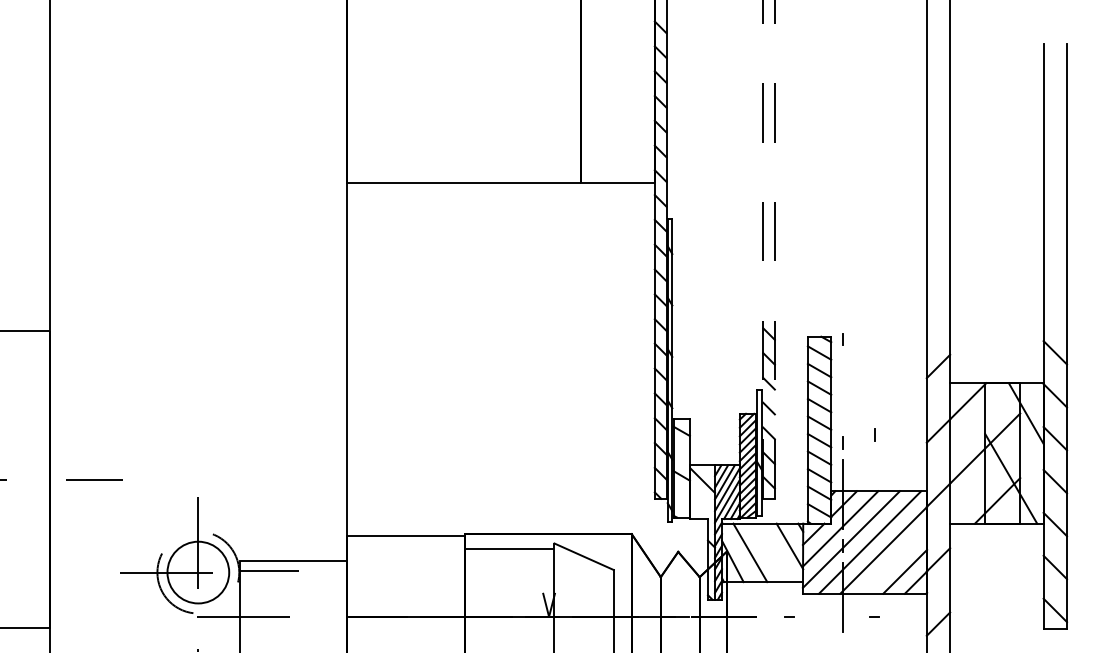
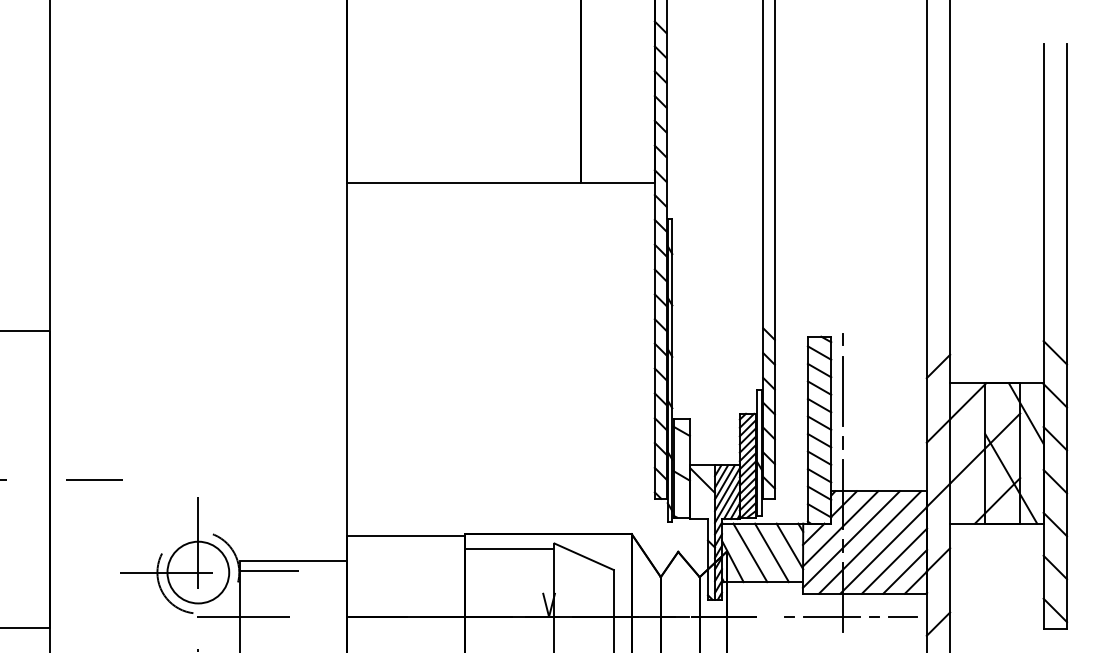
line: dashed -> solid (763, 249)
line: dashed -> solid (774, 249)
line: none -> present (842, 390)
line: present -> none (874, 434)
line: none -> present (771, 552)
line: none -> present (894, 560)
line: none -> present (831, 616)
line: none -> present (902, 616)
